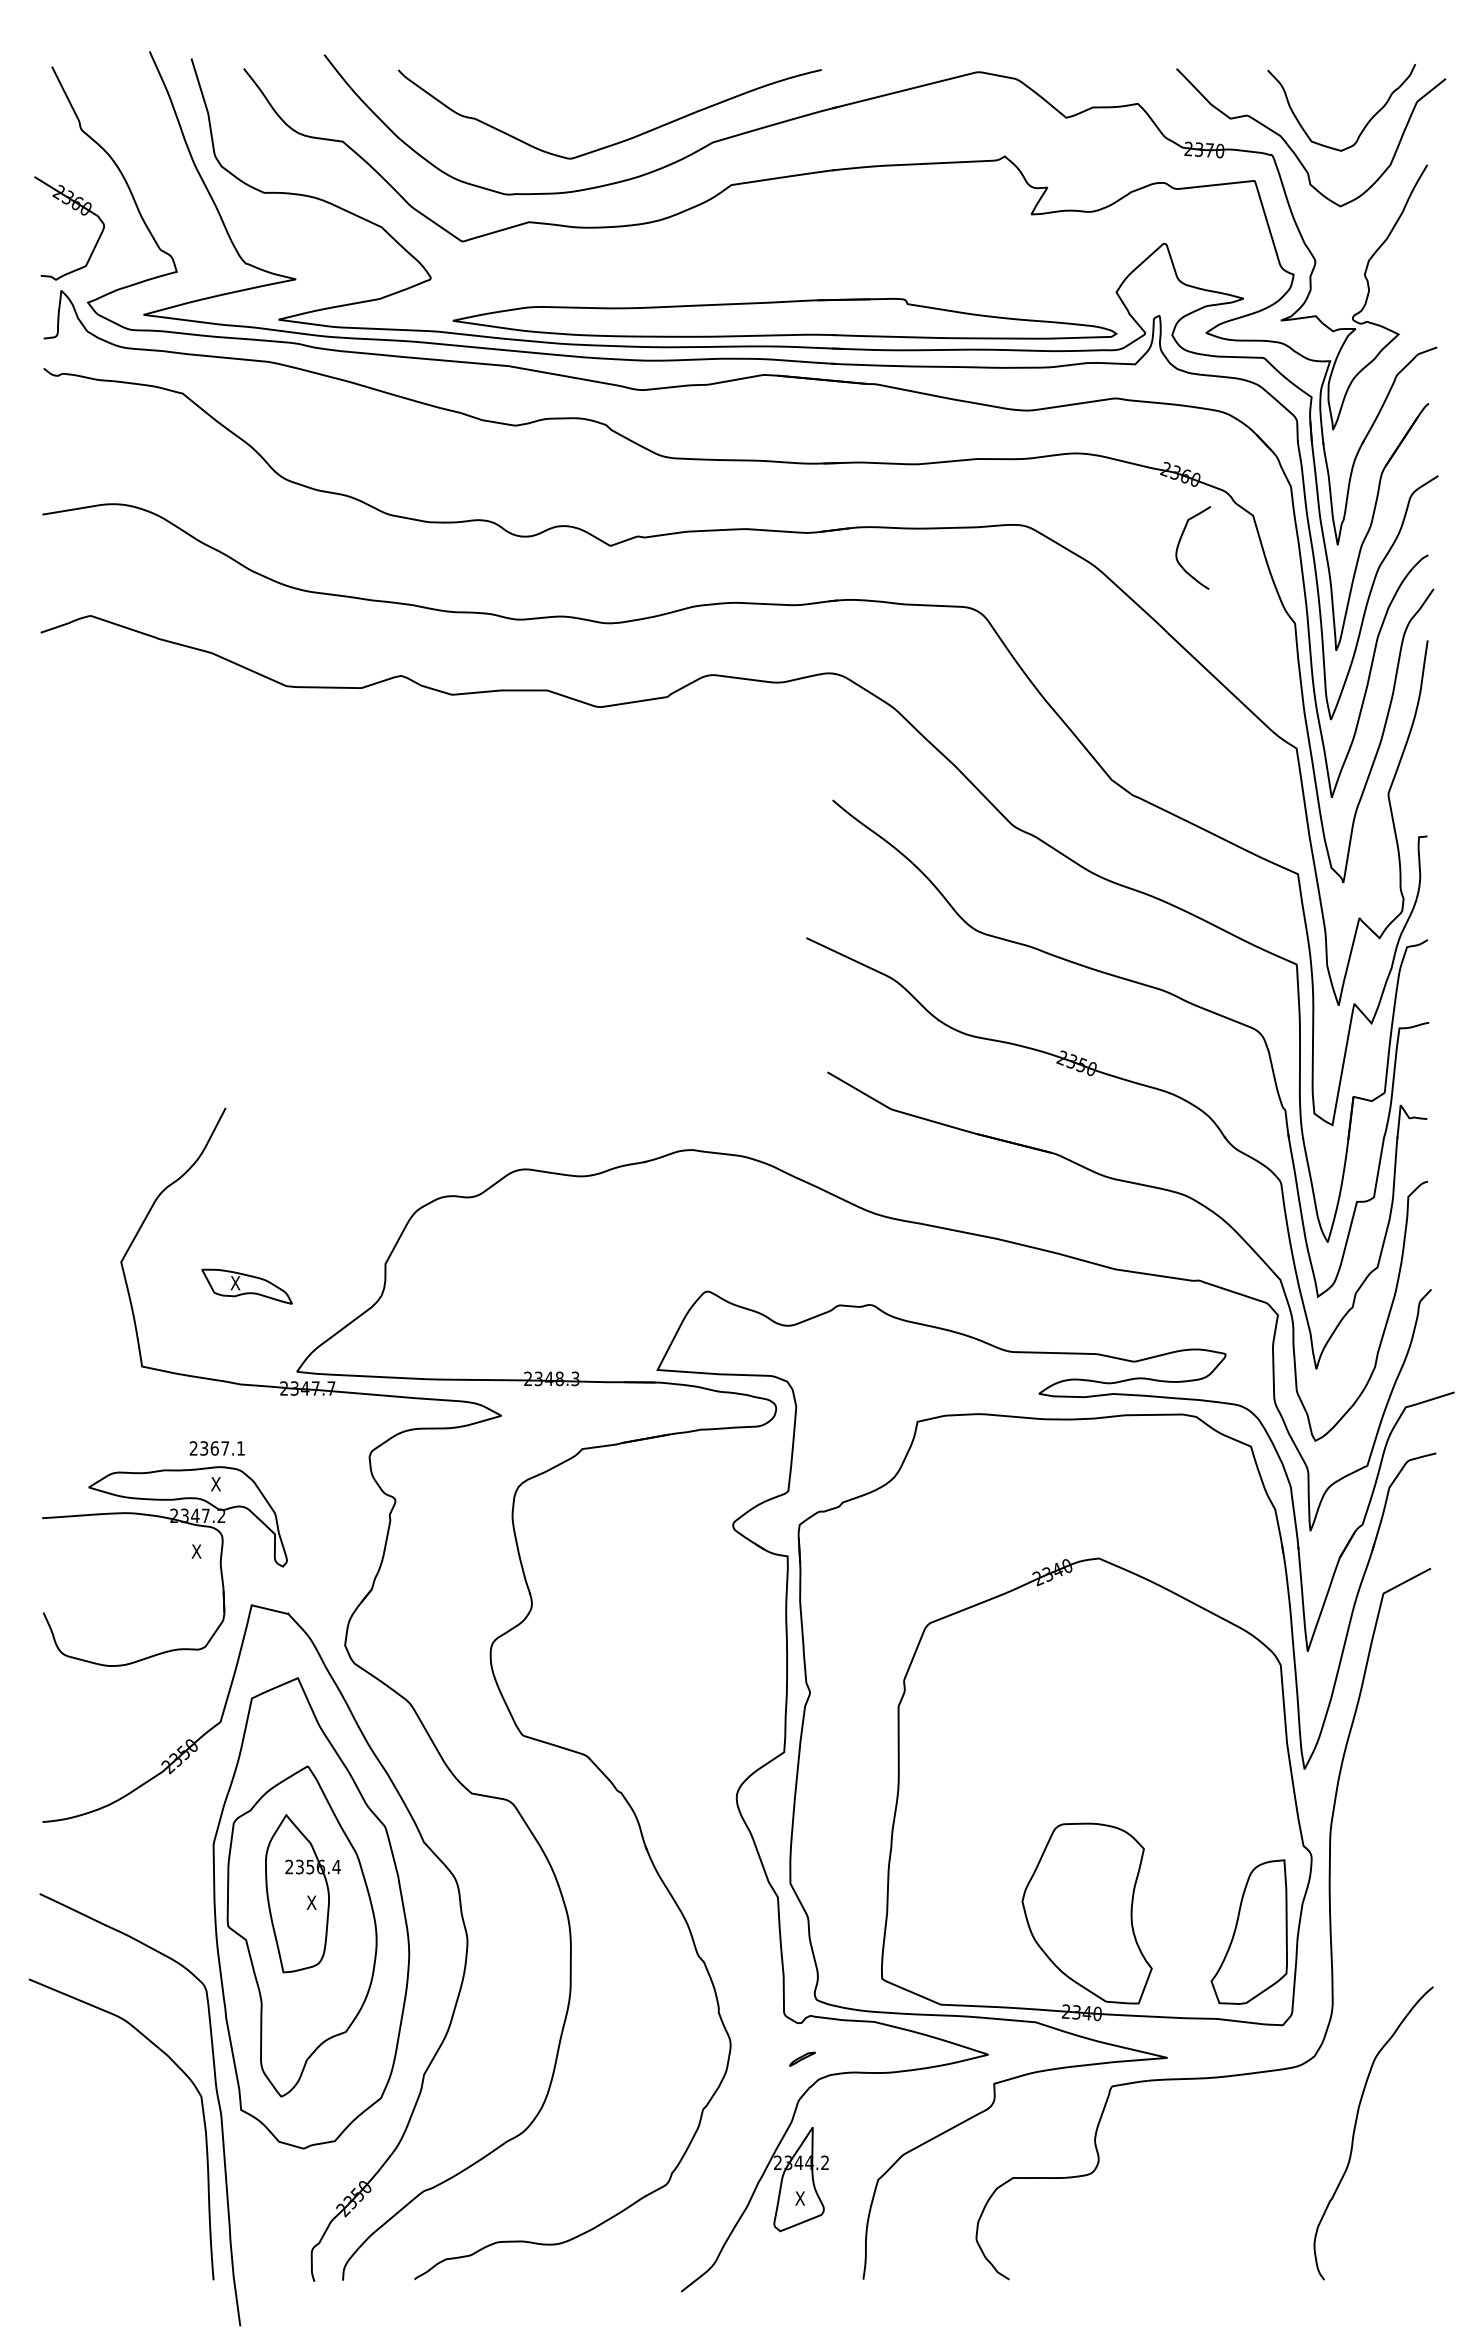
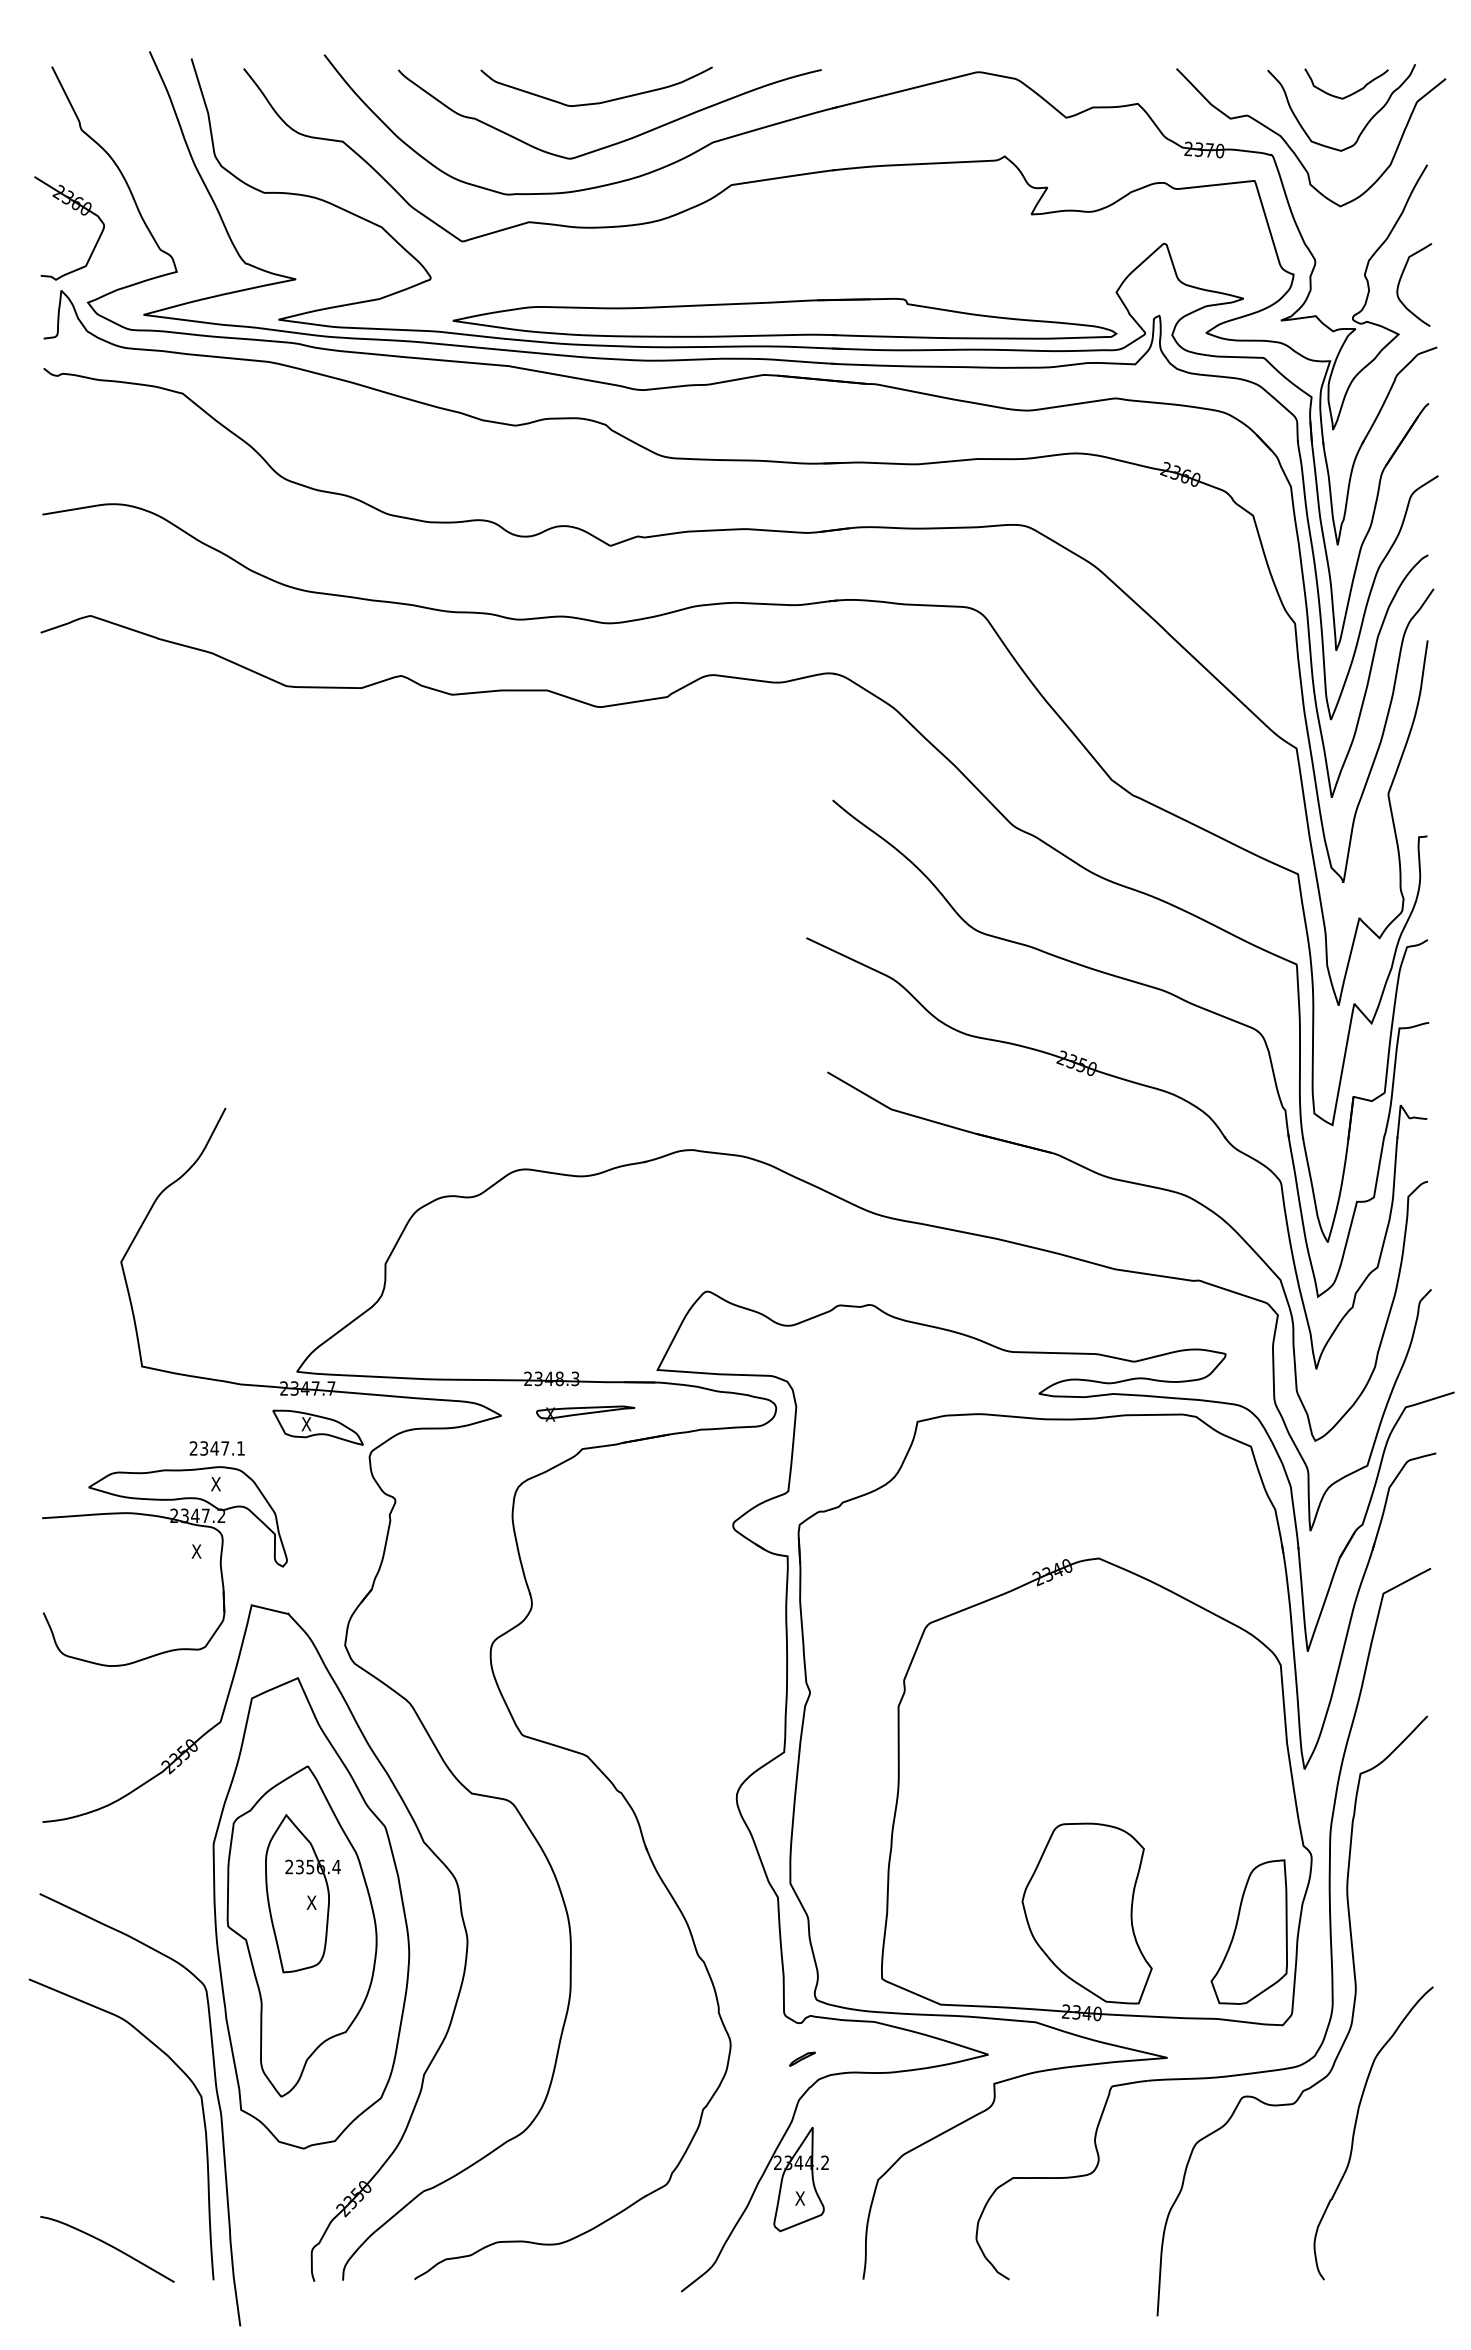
curve: none -> present (1351, 93)
curve: none -> present (601, 101)
curve position: (1180, 542) -> (1401, 279) (1401, 279)
part position: (246, 1286) -> (317, 1427) (317, 1427)
part: none -> present (585, 1413)
text: 2367.1 -> 2347.1 (214, 1448)
curve: none -> present (1344, 2038)
curve: none -> present (109, 2246)
